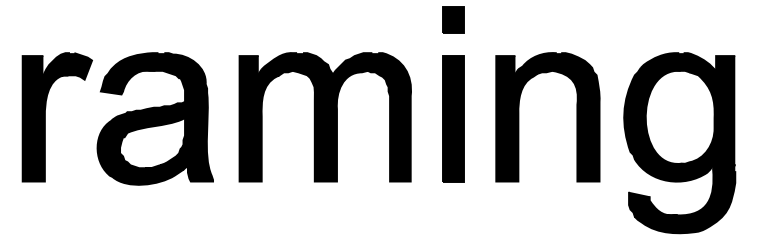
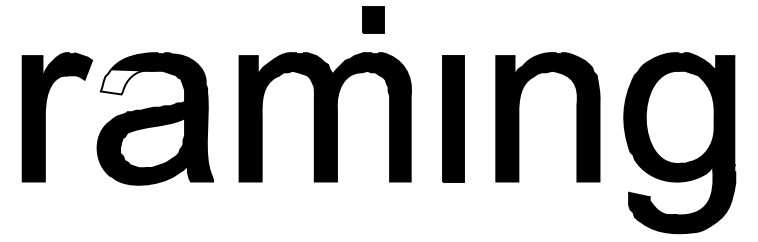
part position: (453, 19) -> (373, 19) (373, 19)
fill: present -> none (127, 81)
